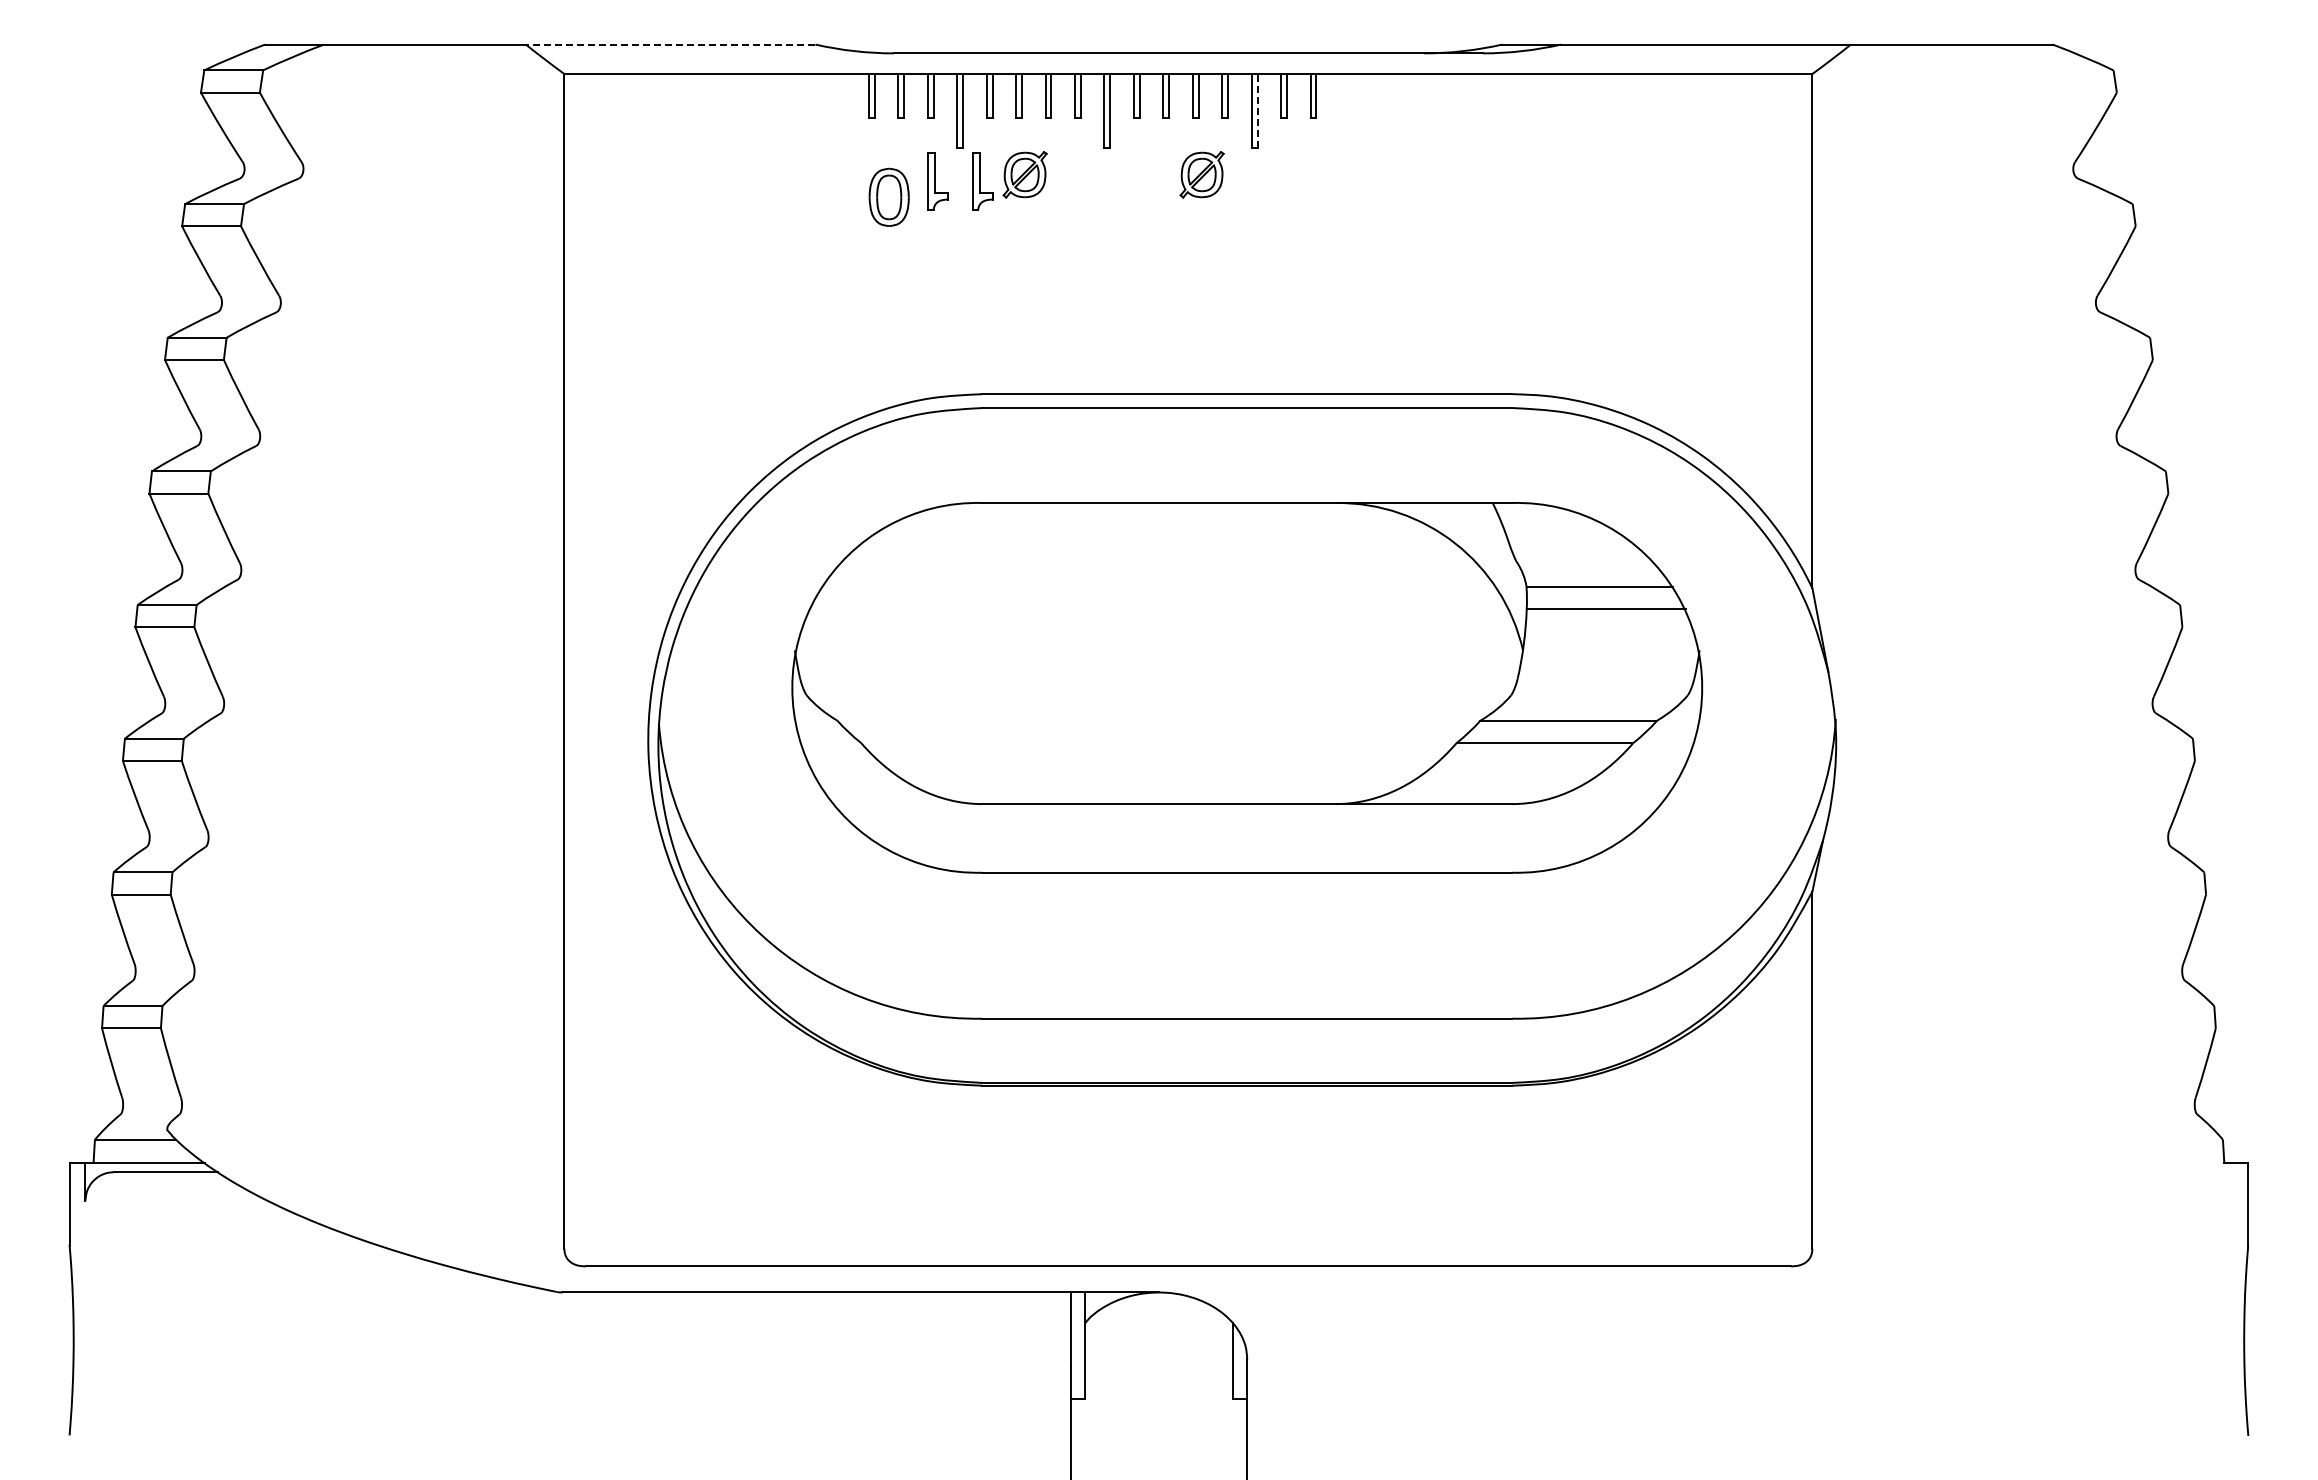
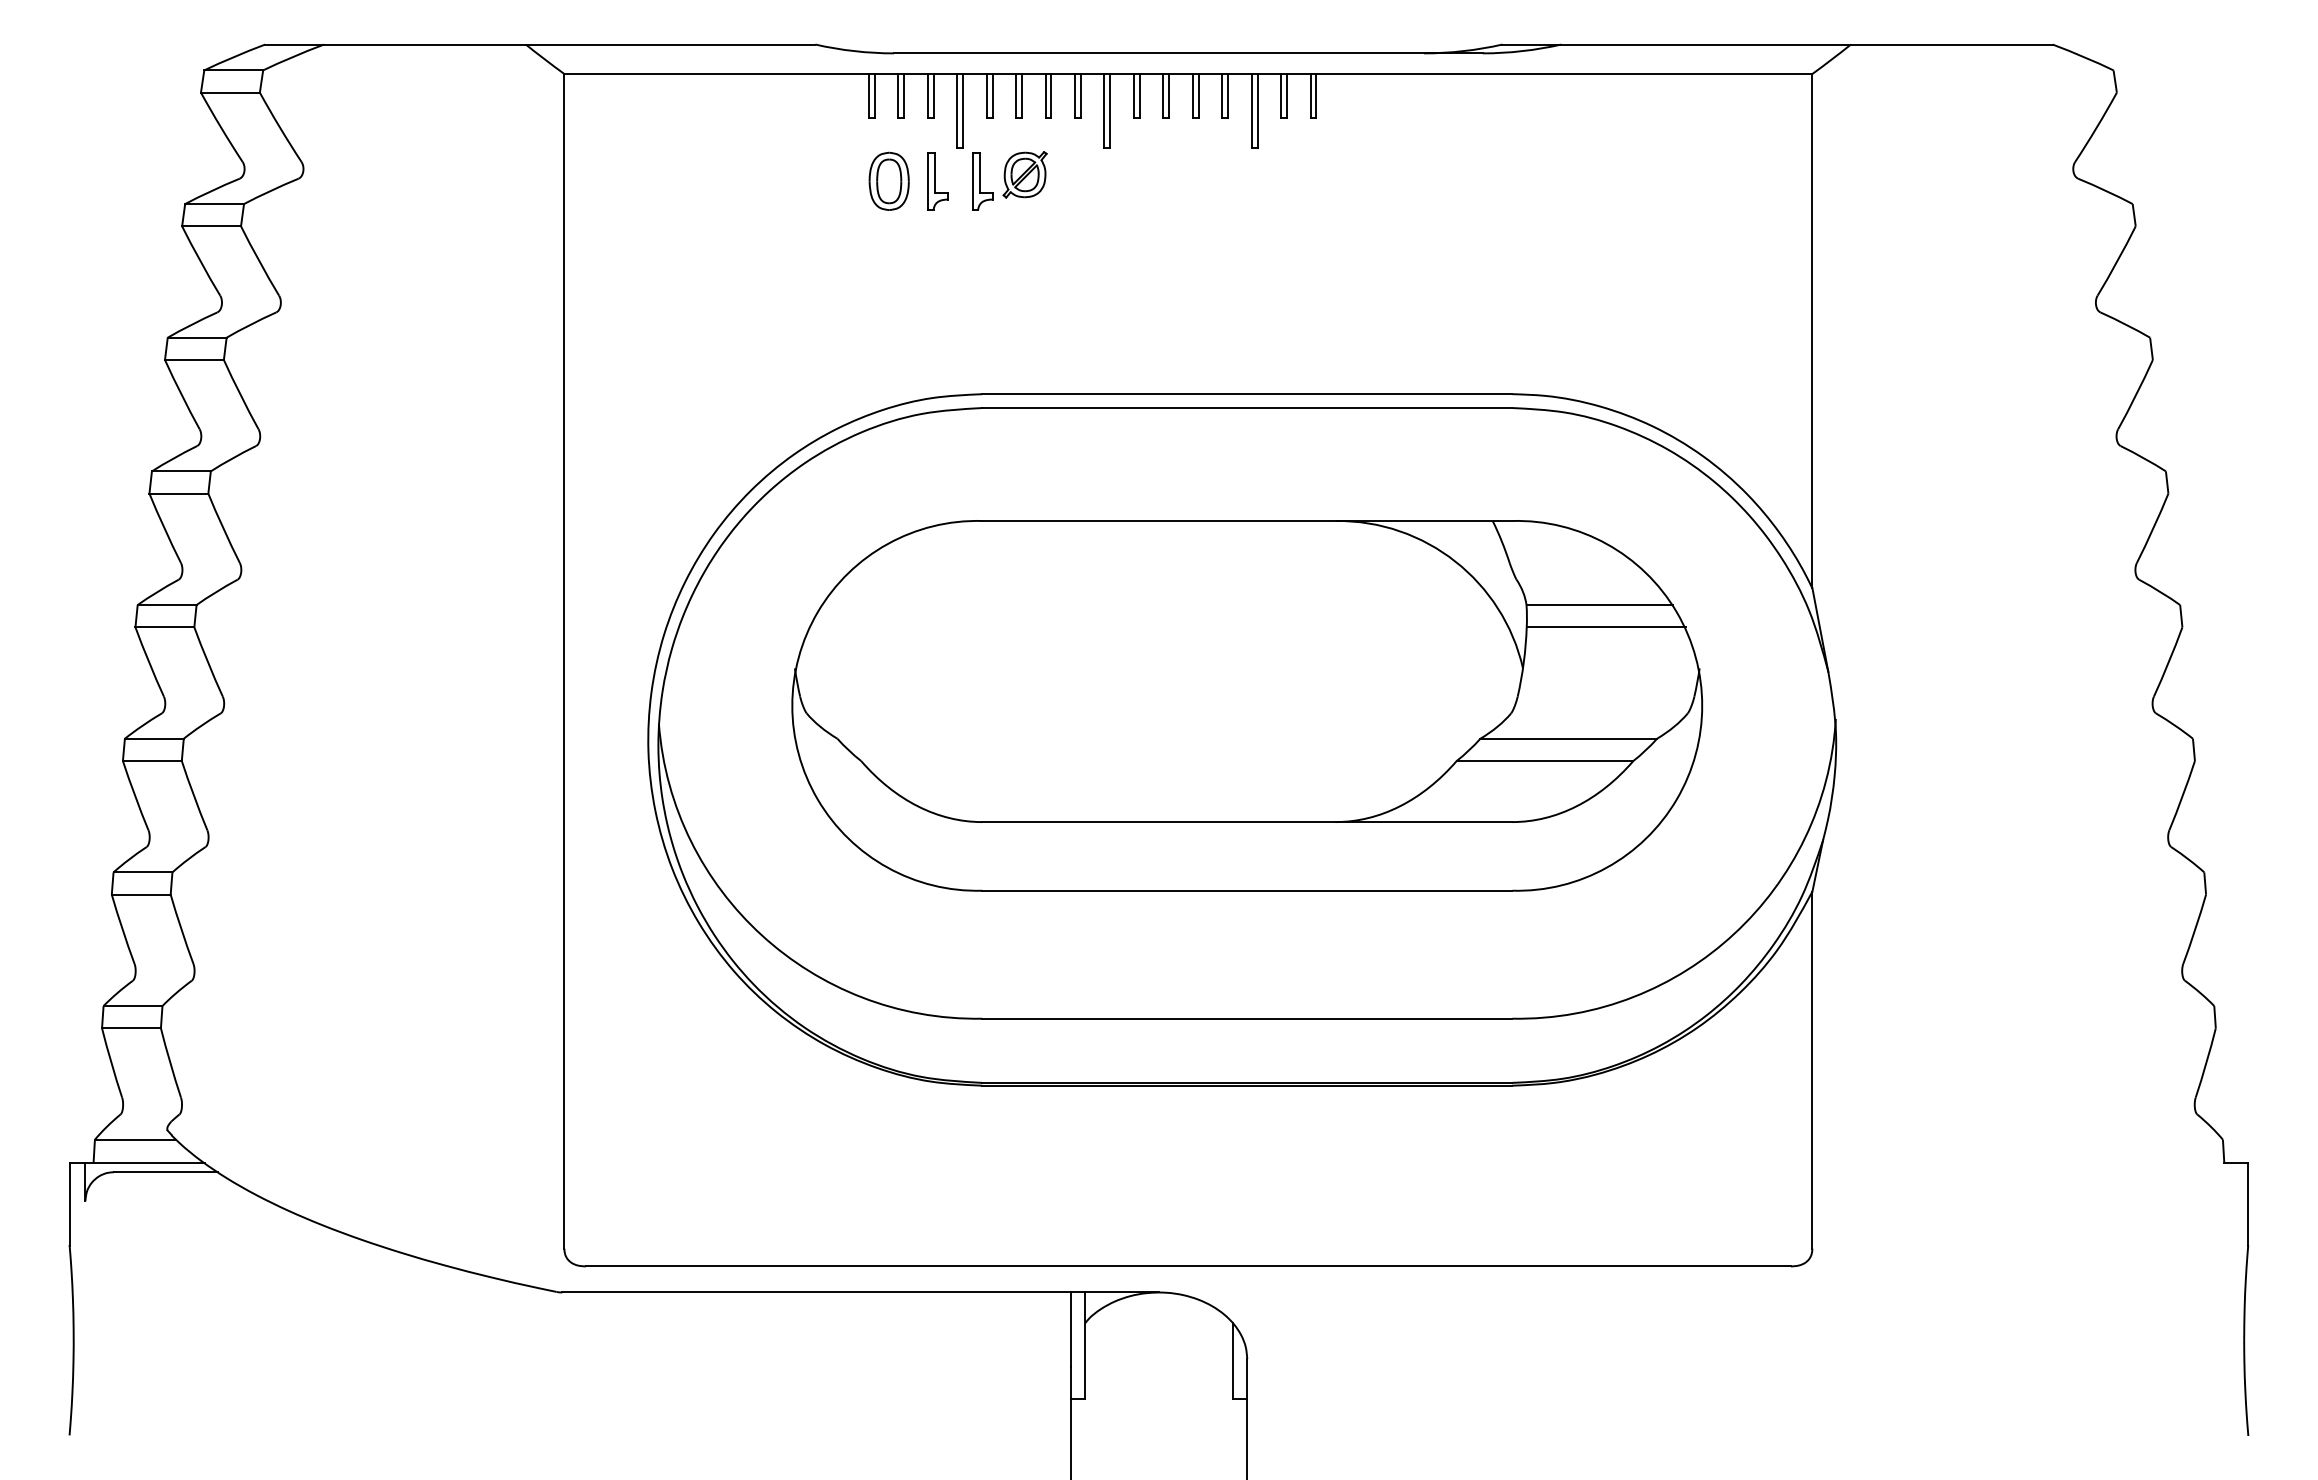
line: dashed -> solid (670, 44)
line: dashed -> solid (1257, 110)
part: present -> none (1201, 174)
part position: (888, 196) -> (888, 180) (888, 180)
part position: (1247, 687) -> (1247, 705) (1247, 705)
